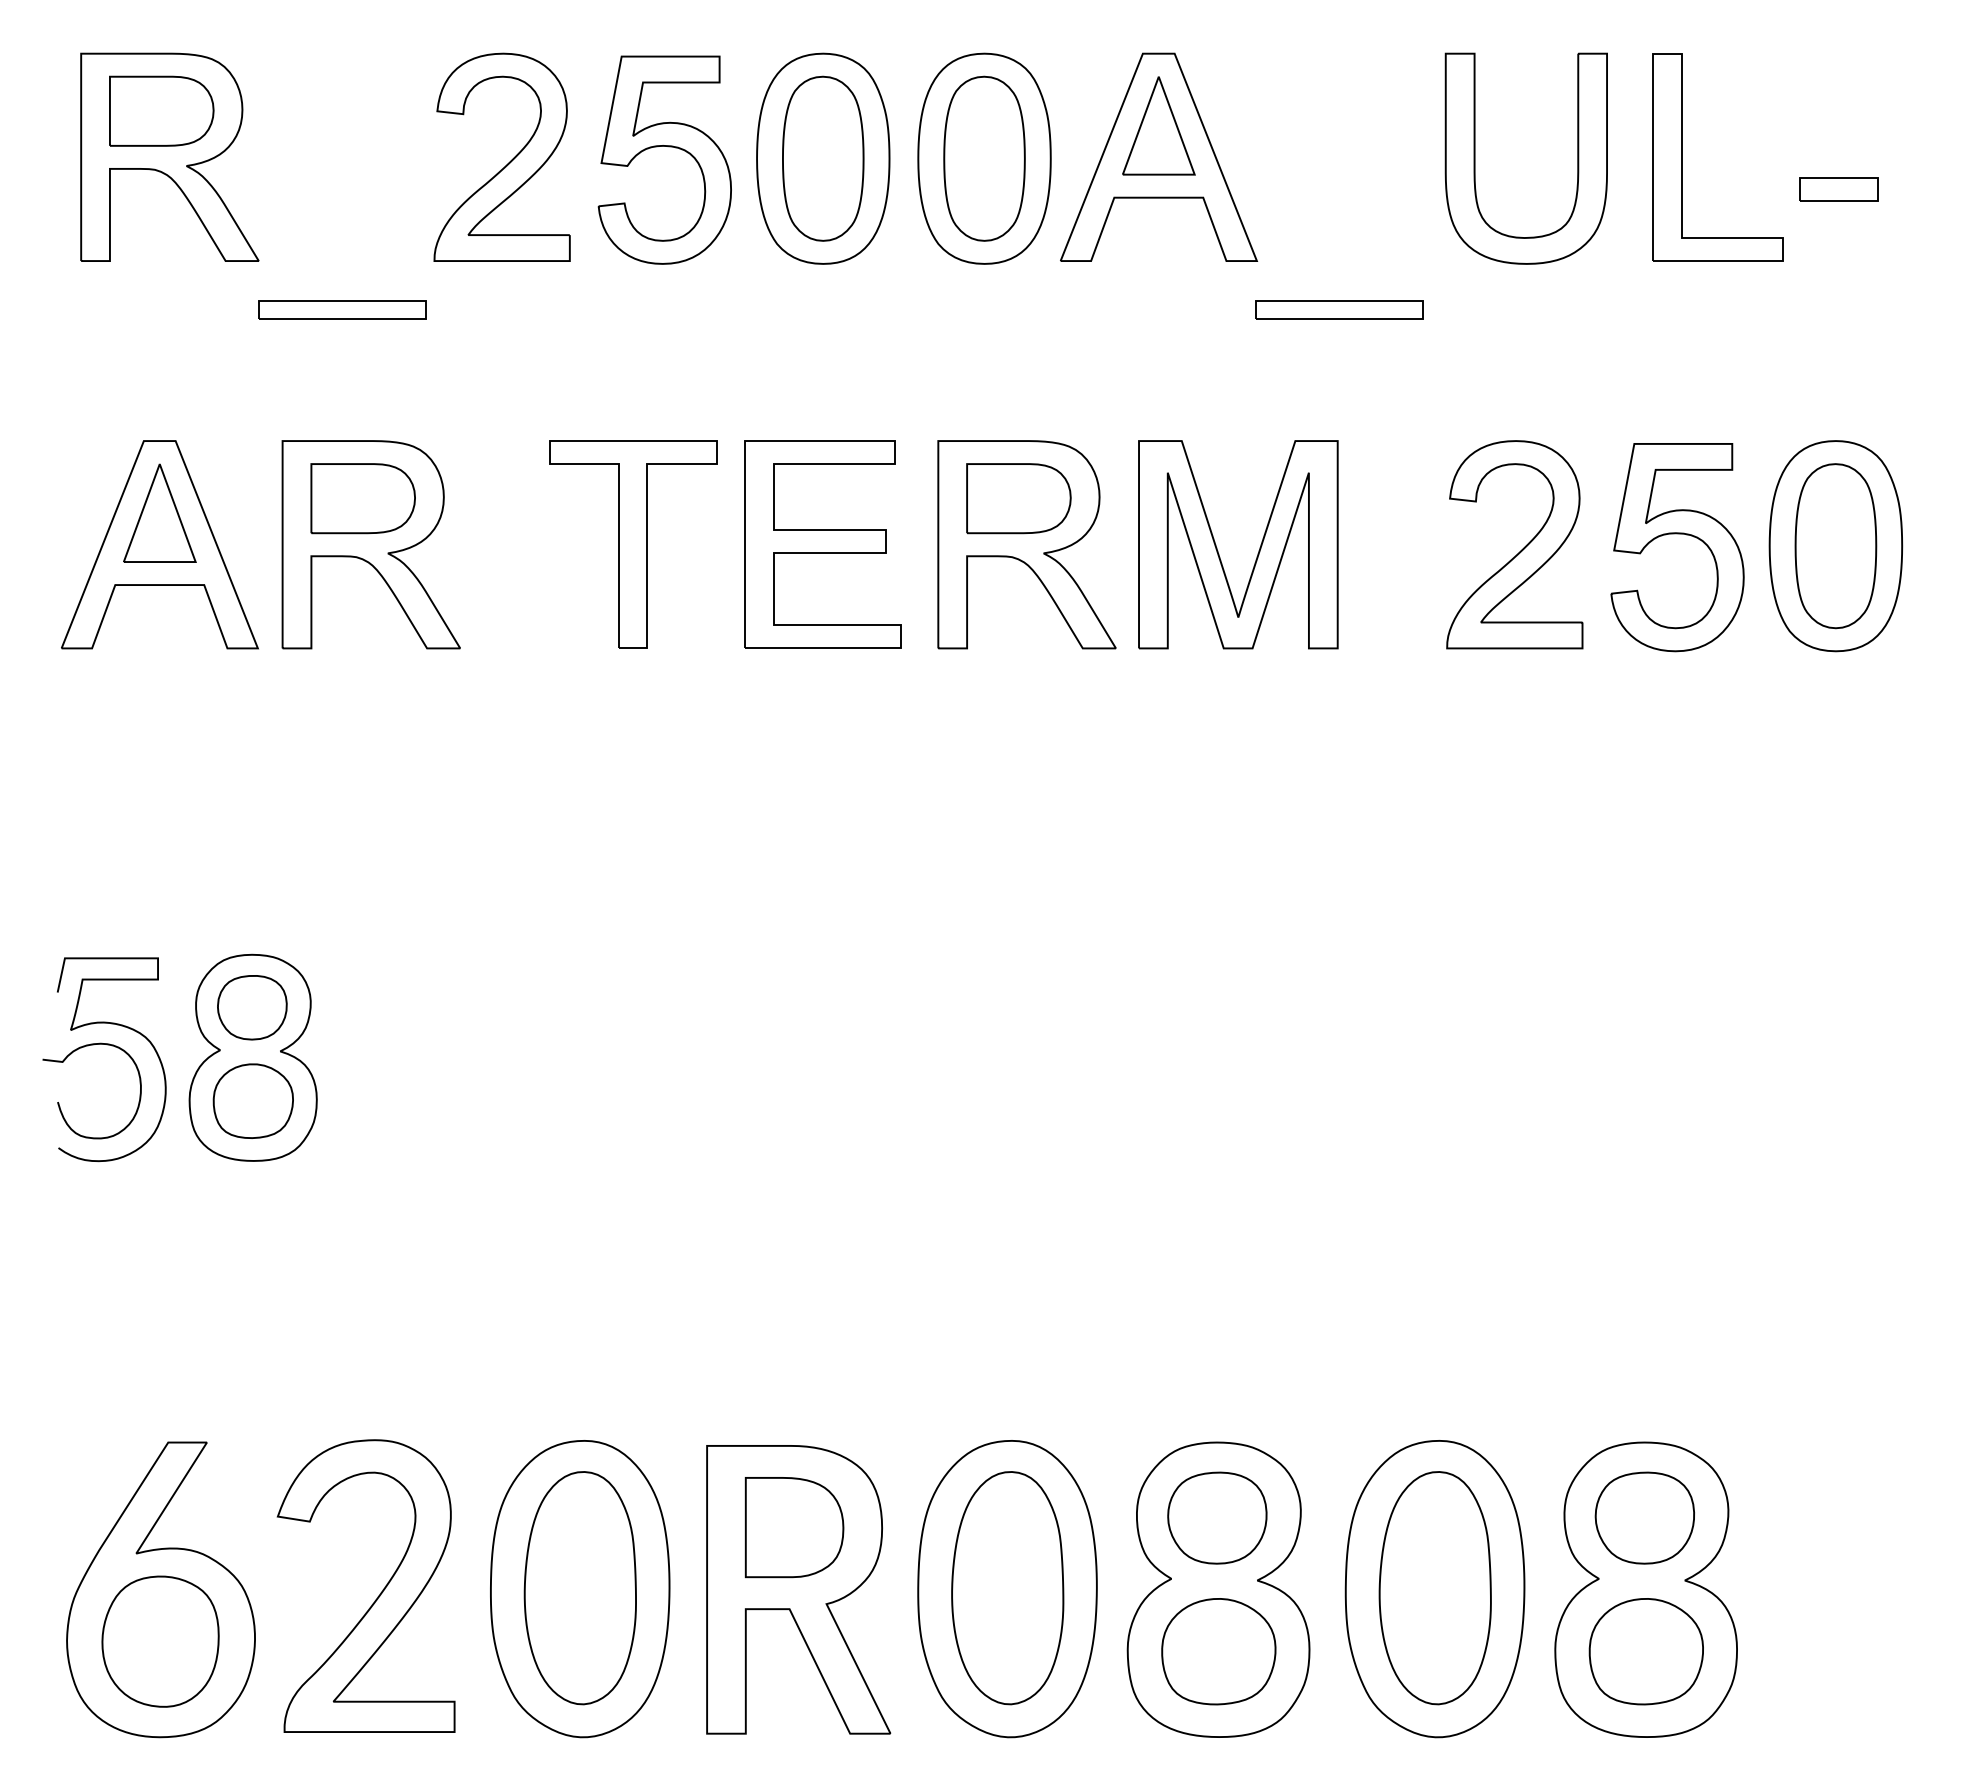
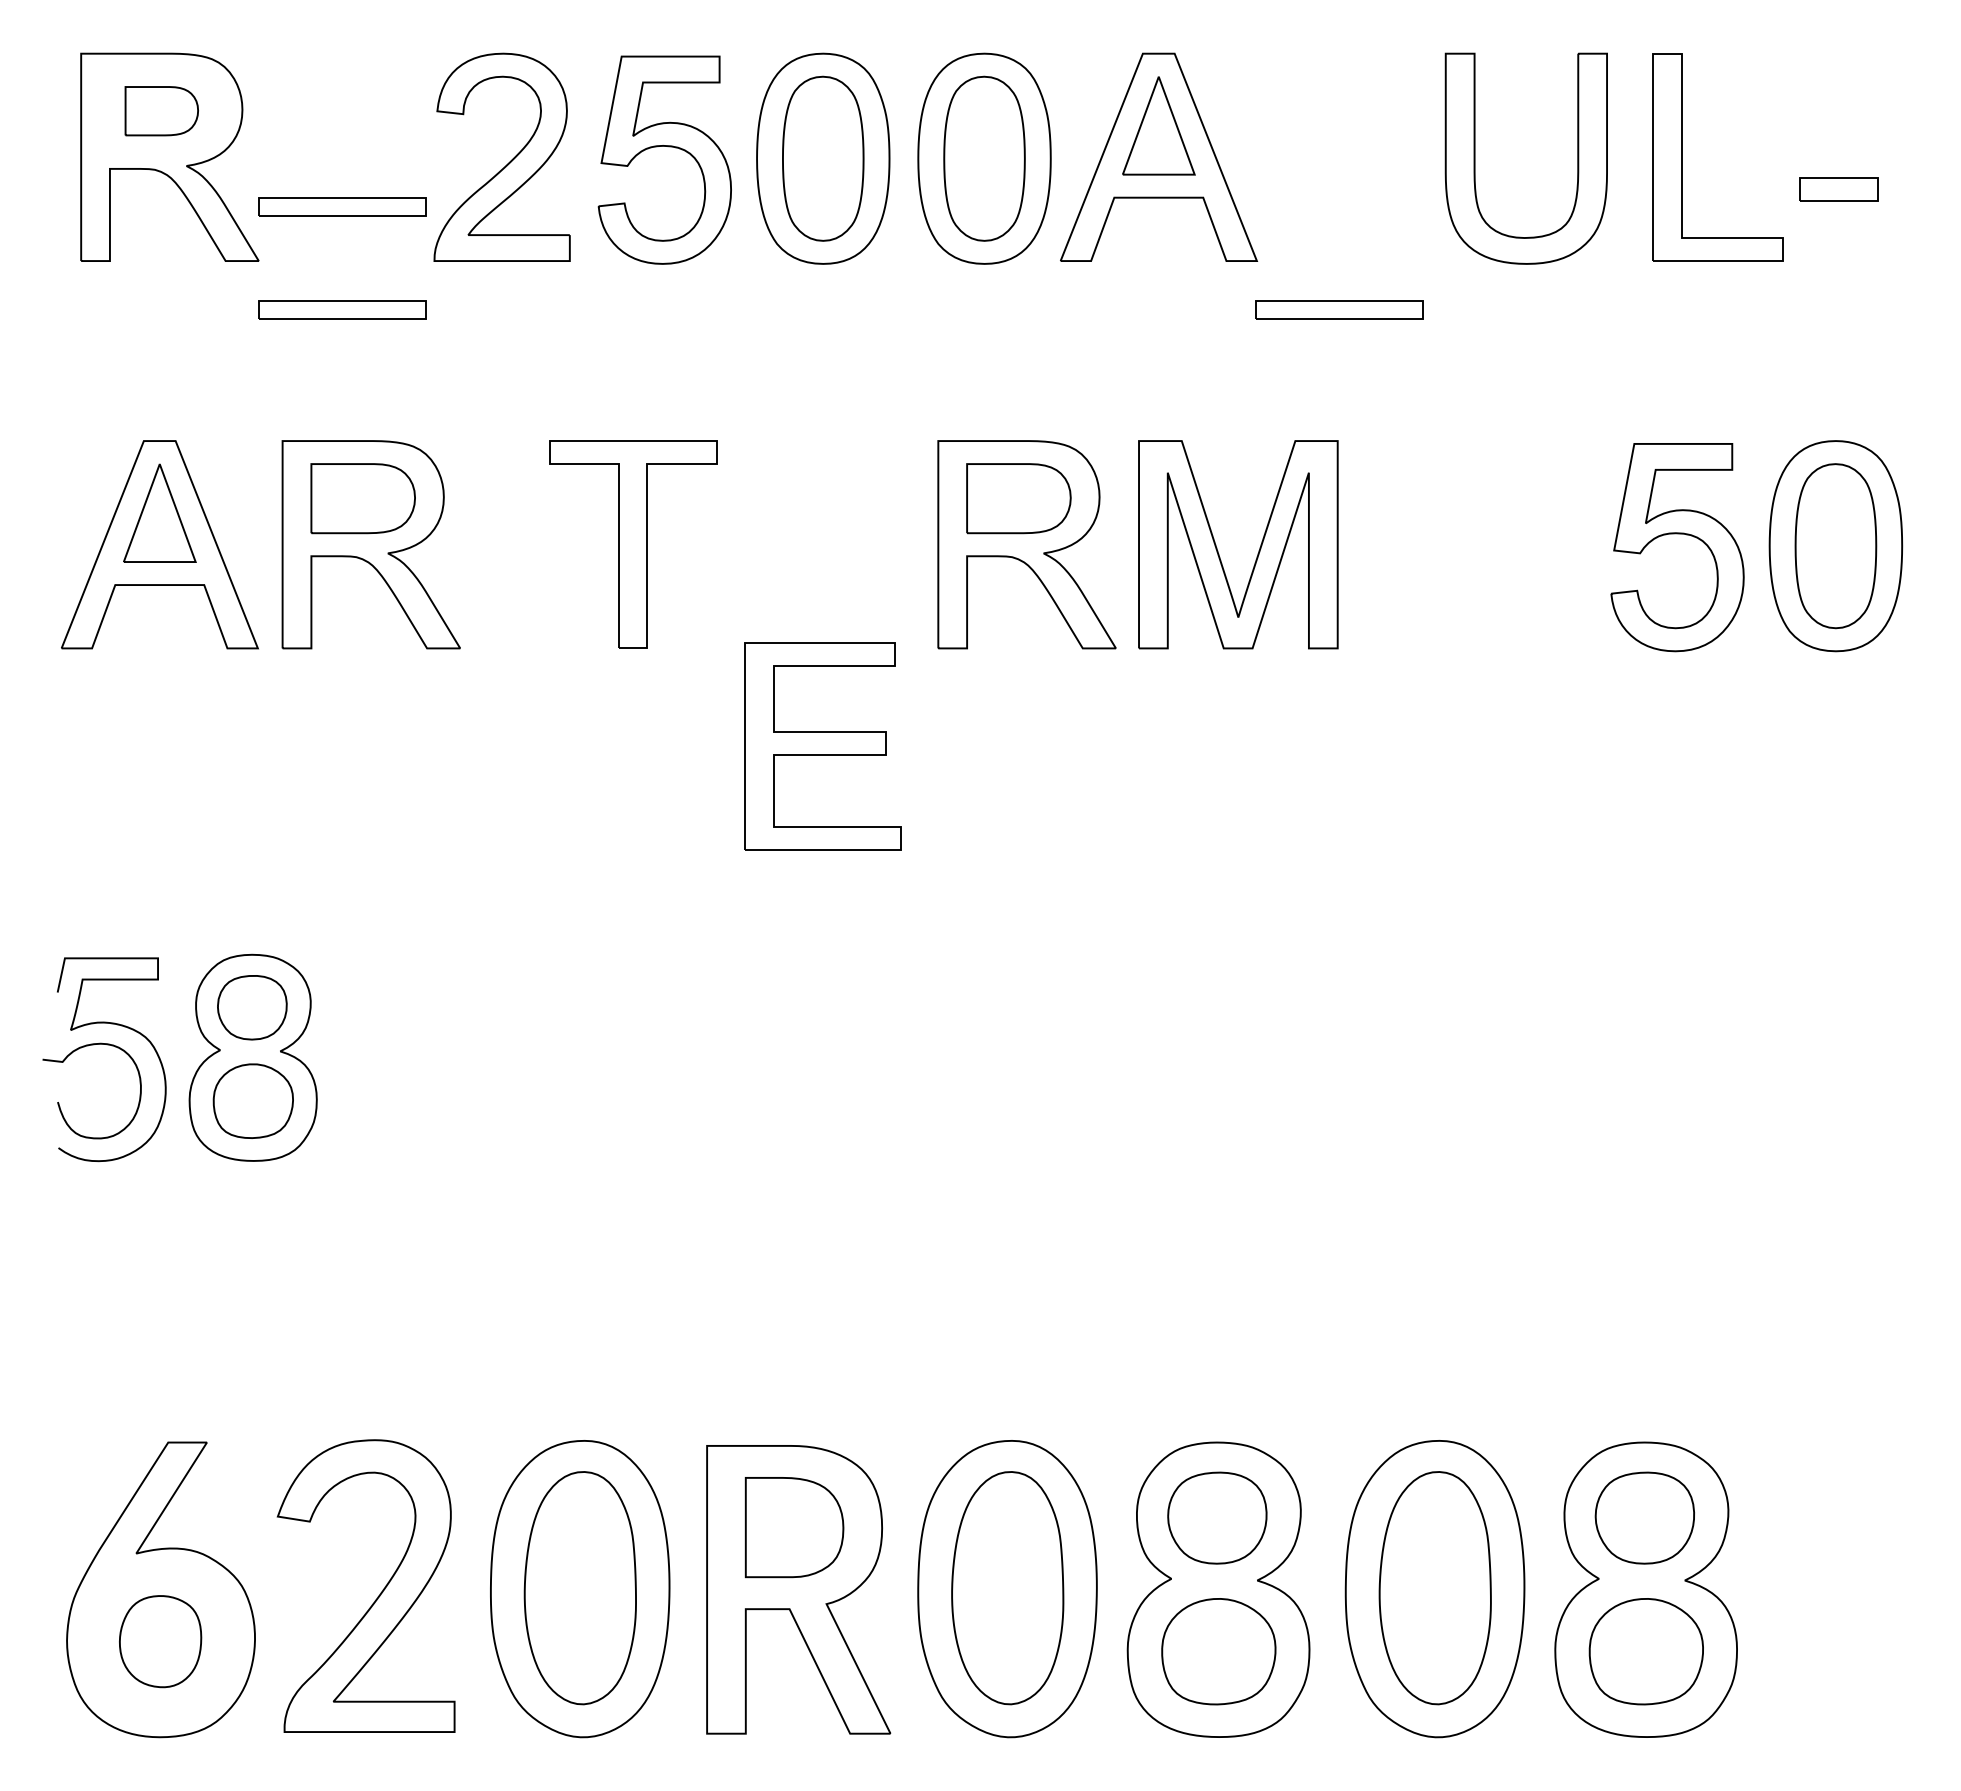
part size: 106x72 px -> 75x51 px (161, 111)
part: none -> present (342, 206)
part position: (822, 544) -> (822, 746) (822, 746)
part: present -> none (1520, 550)
part size: 119x133 px -> 84x94 px (160, 1641)
